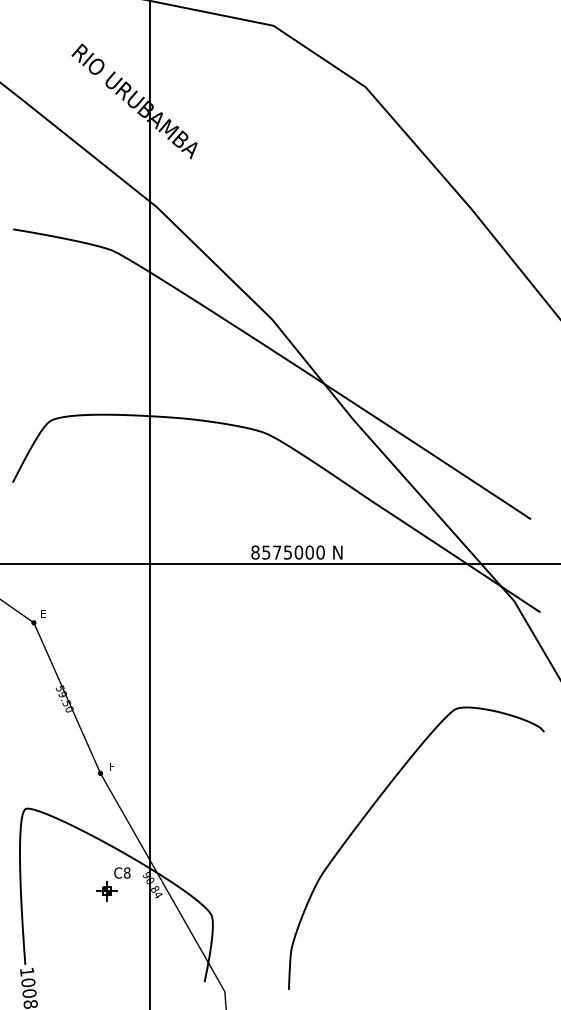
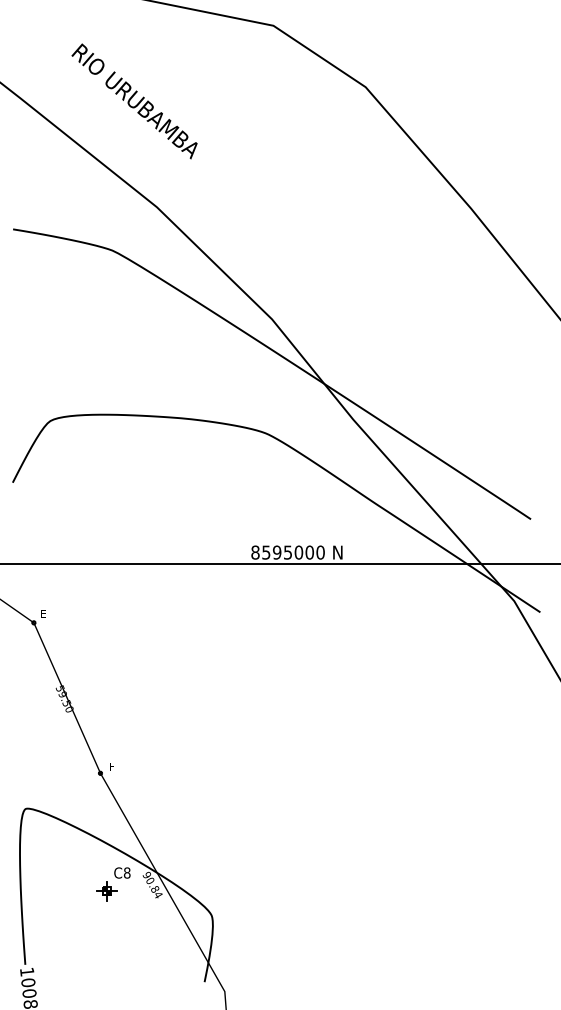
line: present -> none (150, 504)
text: 8575000 -> 8595000 (277, 552)
curve: present -> none (368, 813)
